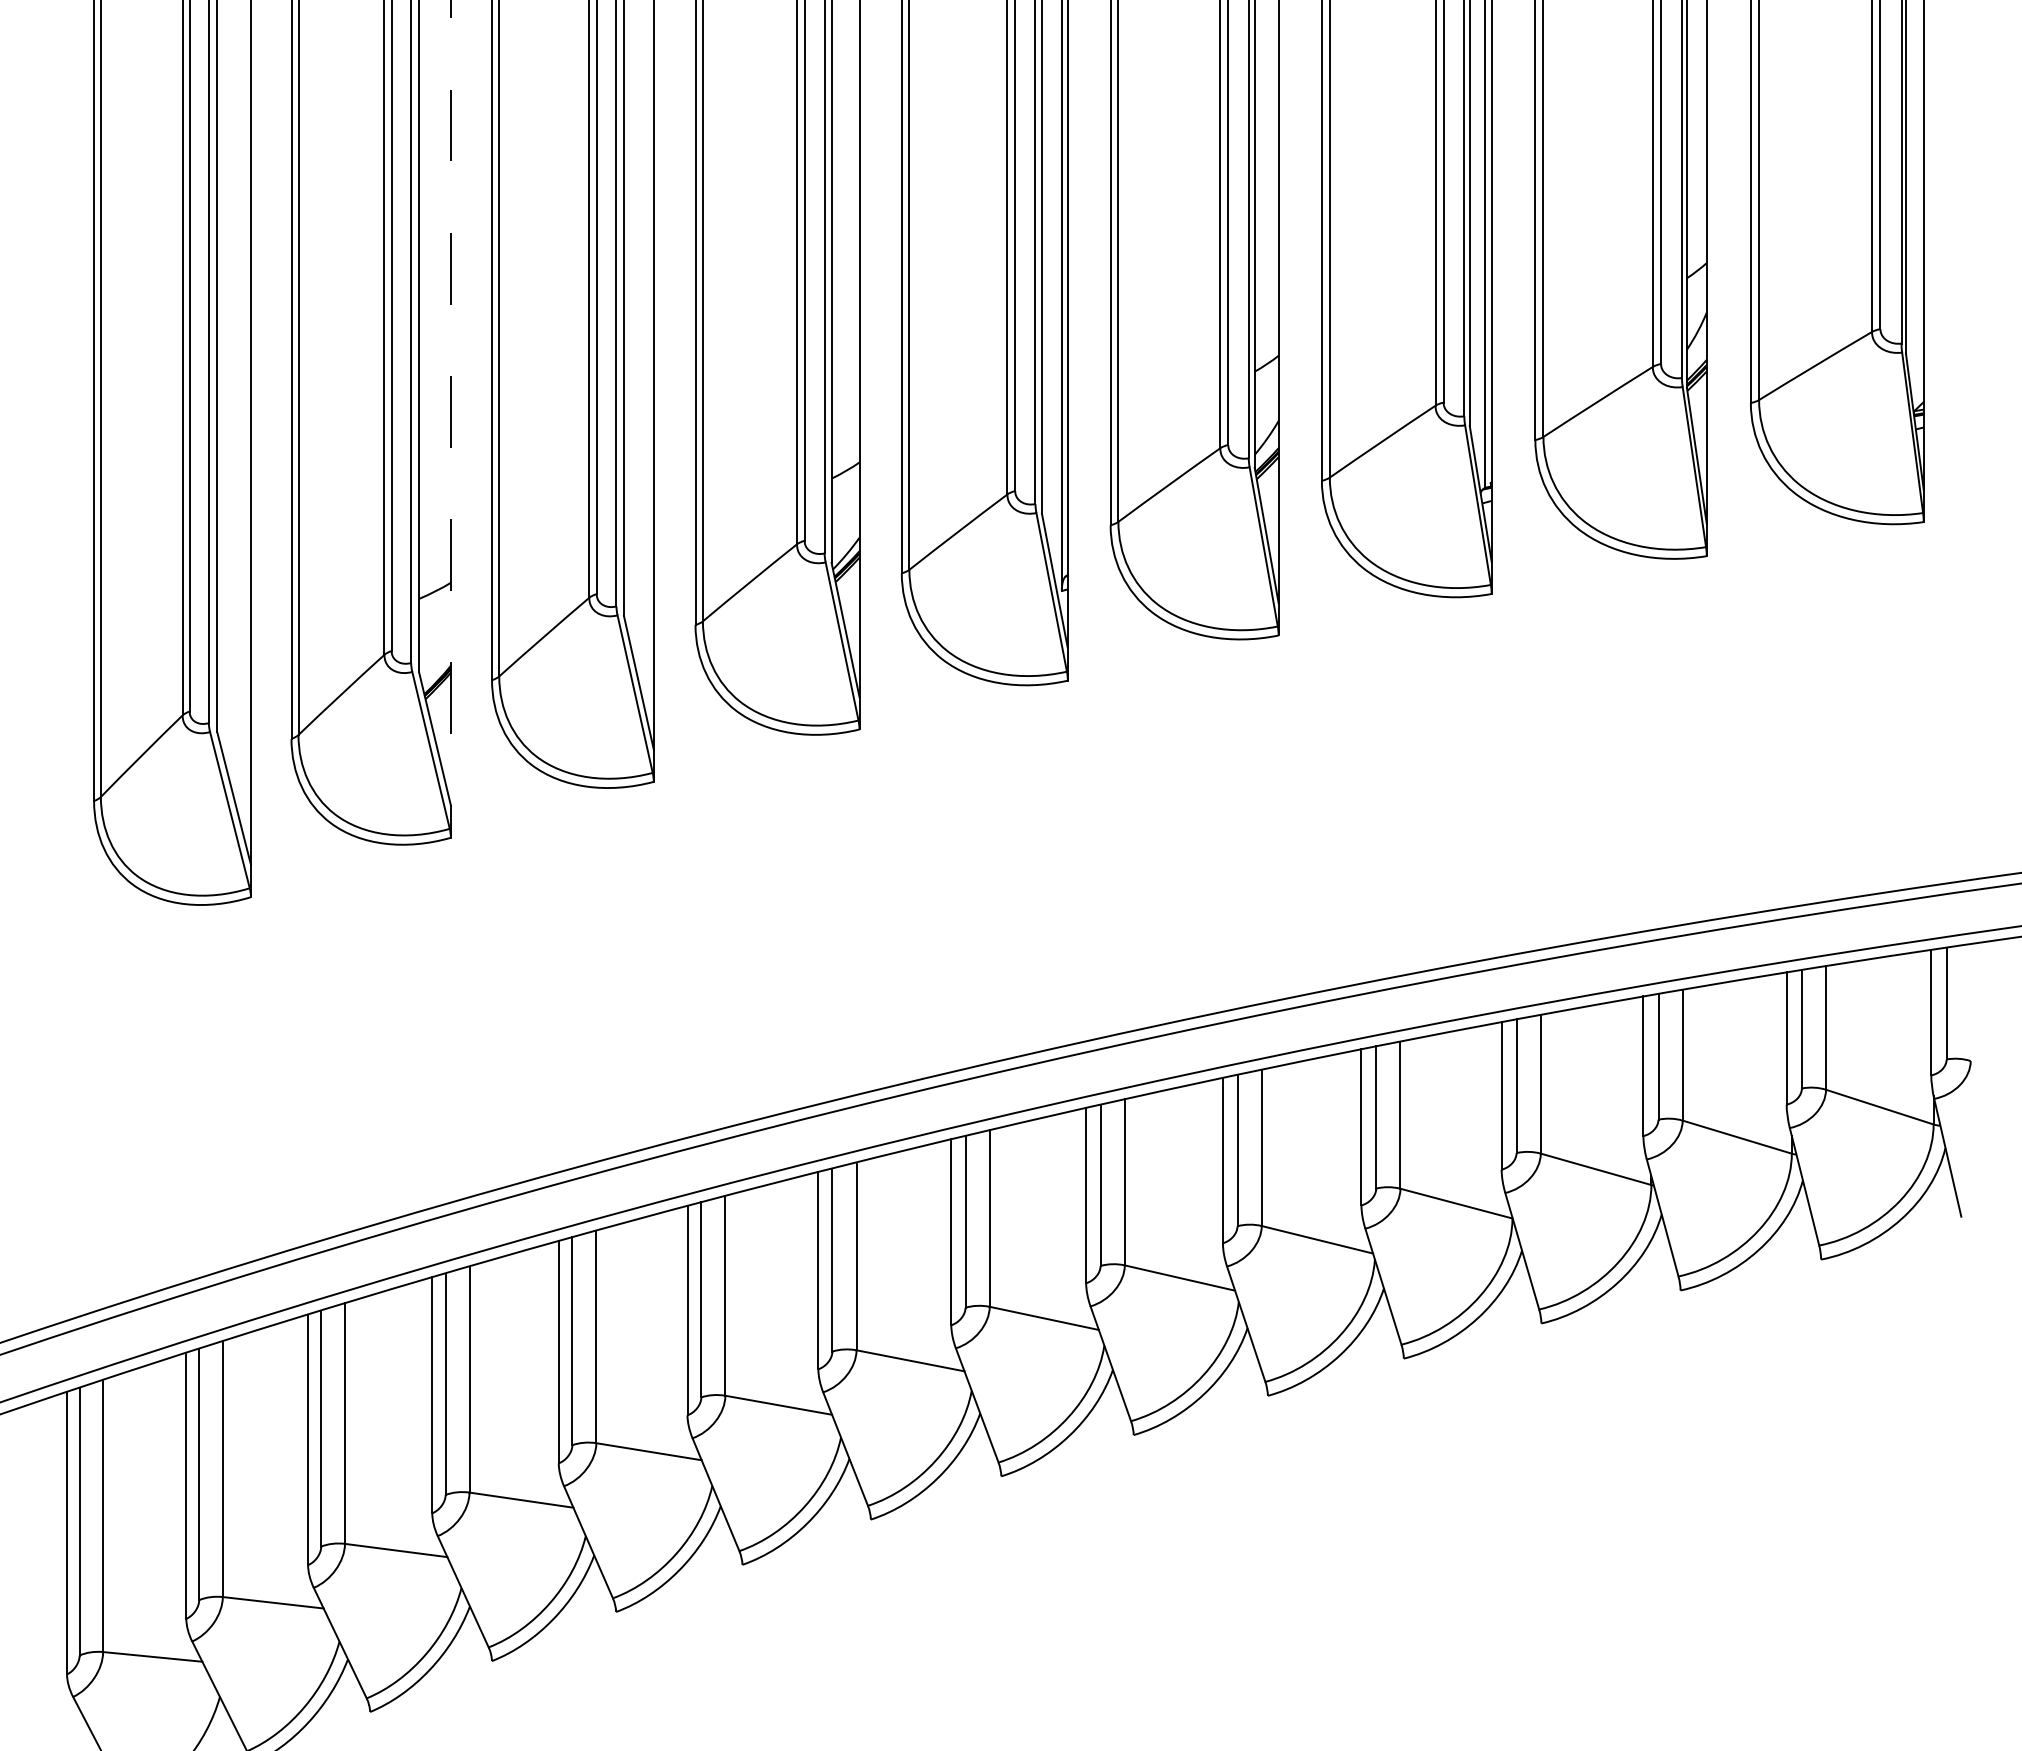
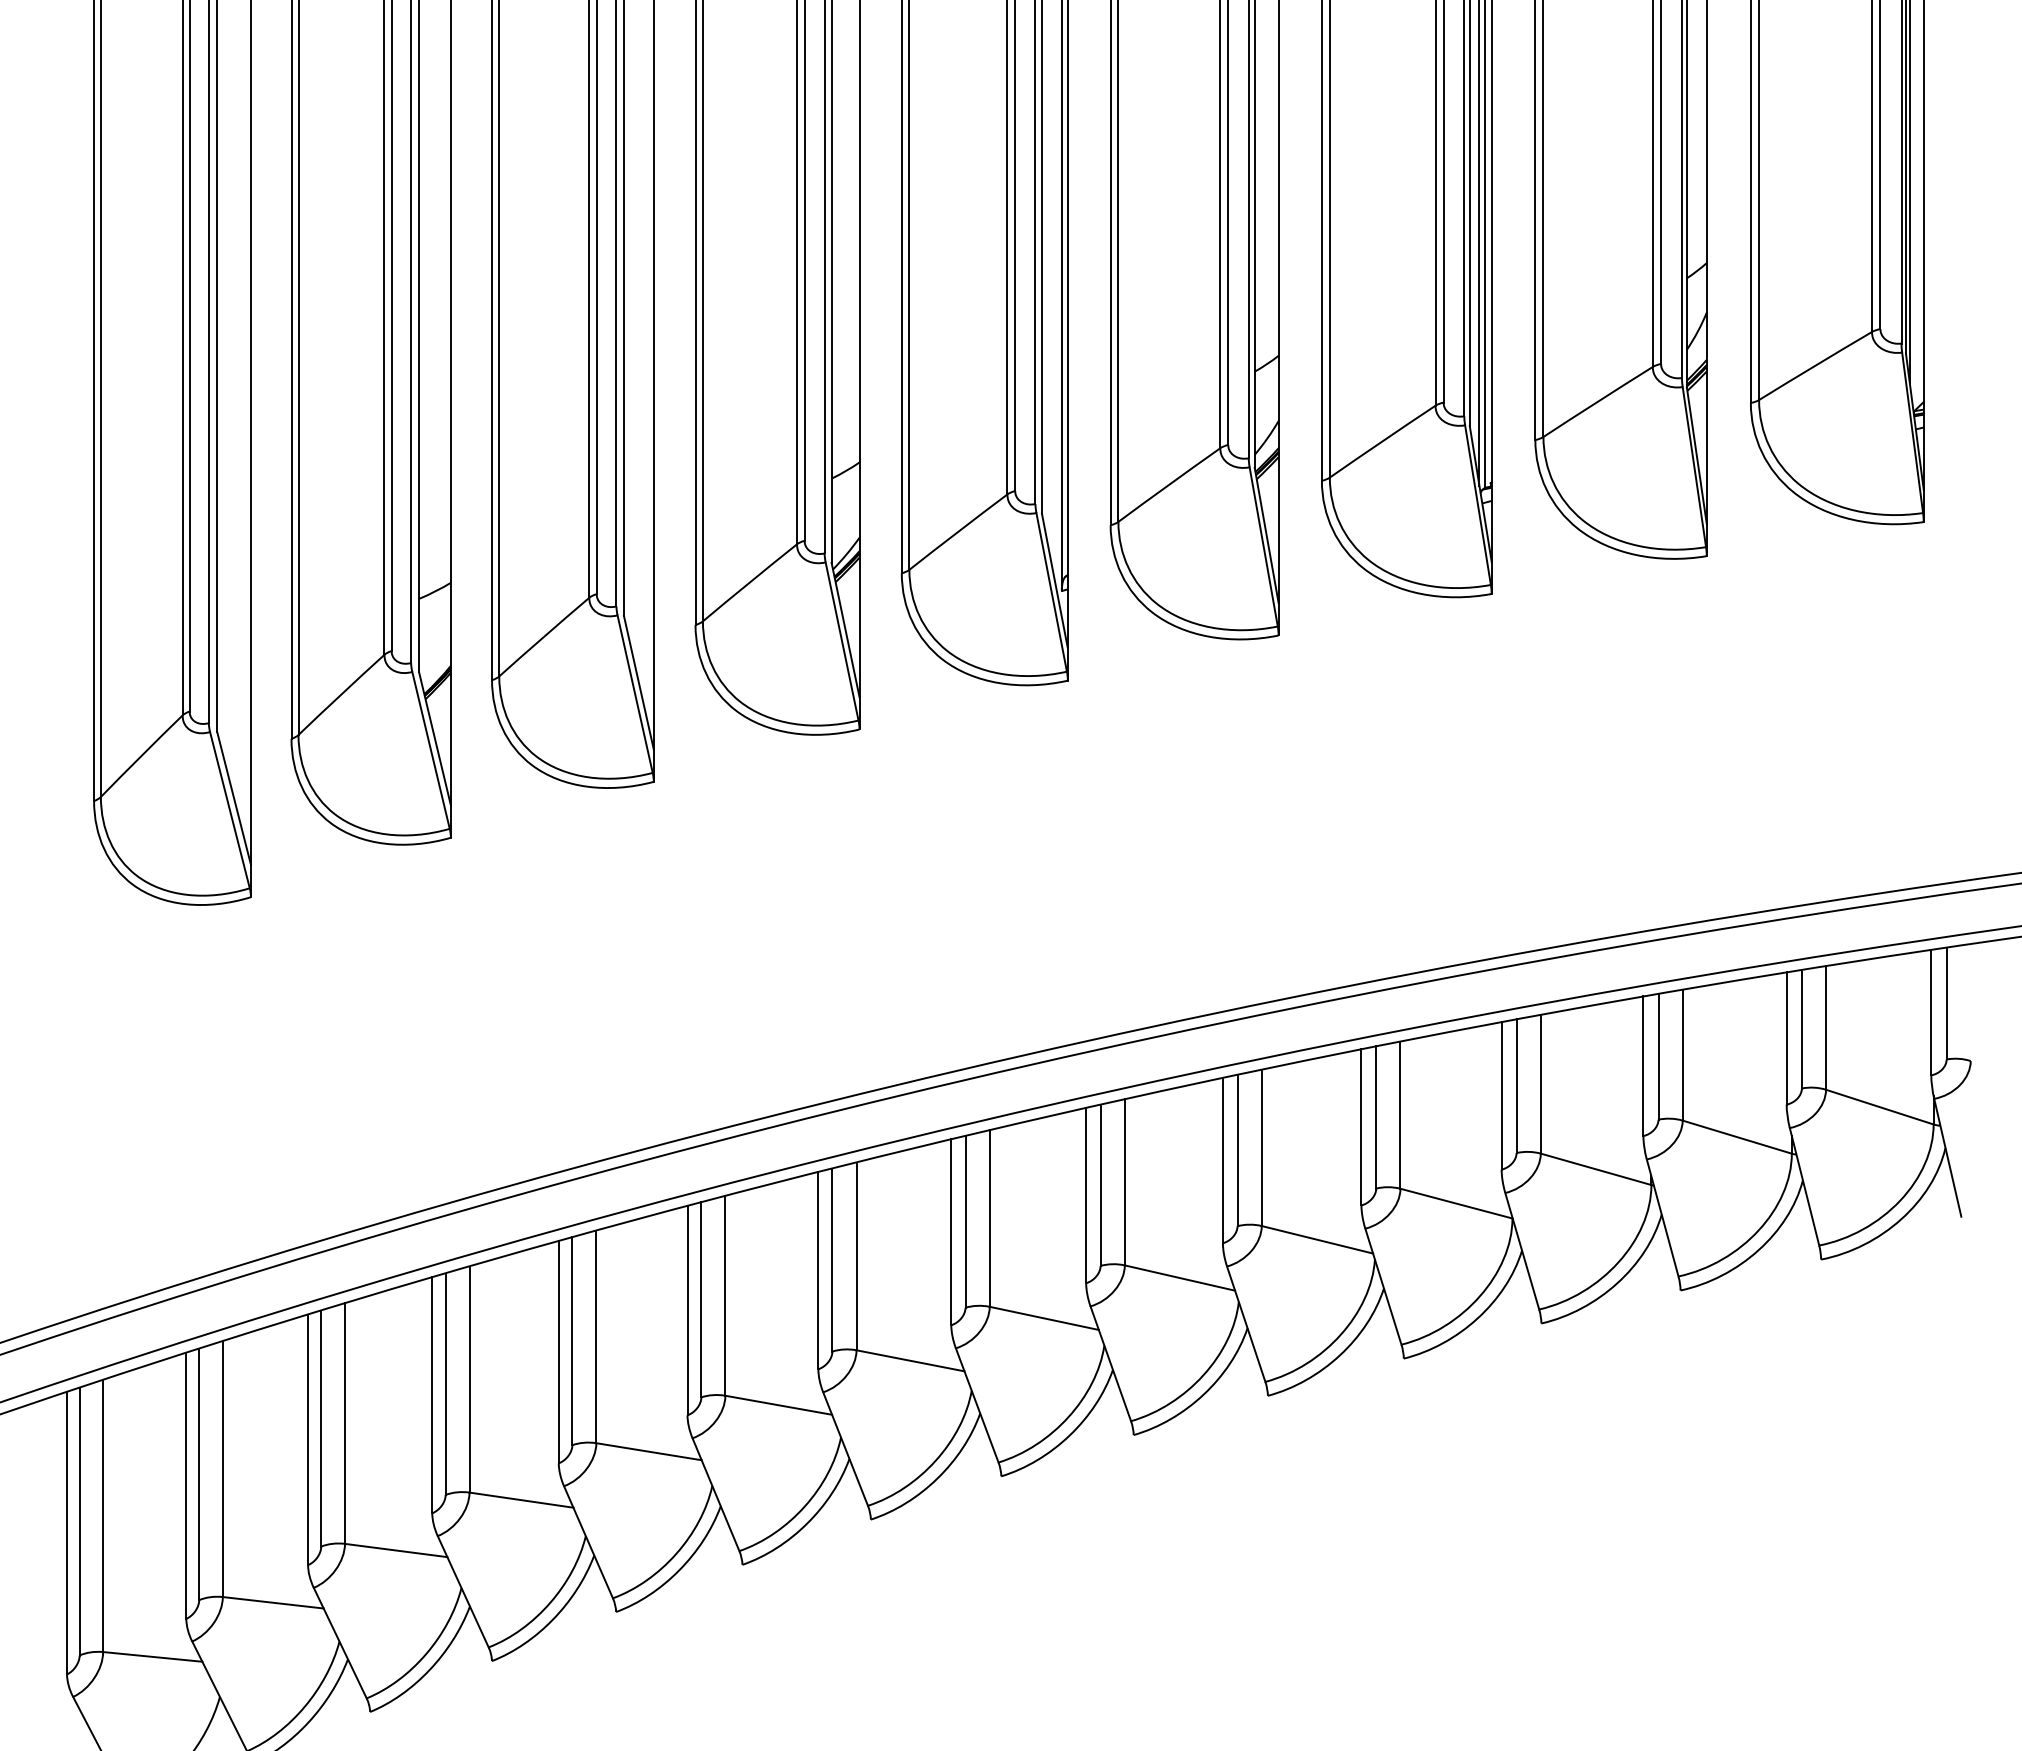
line: none -> present (1909, 192)
line: none -> present (1479, 243)
line: dashed -> solid (450, 403)
